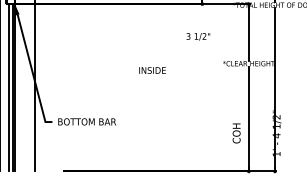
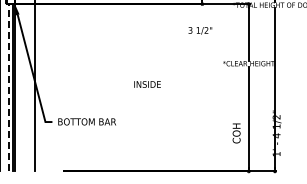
text position: (198, 36) -> (200, 30) (200, 30)
text position: (152, 70) -> (147, 84) (147, 84)
line: solid -> dashed (8, 87)
